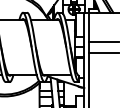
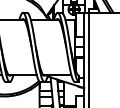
line: present -> none (102, 42)
line: present -> none (102, 52)
